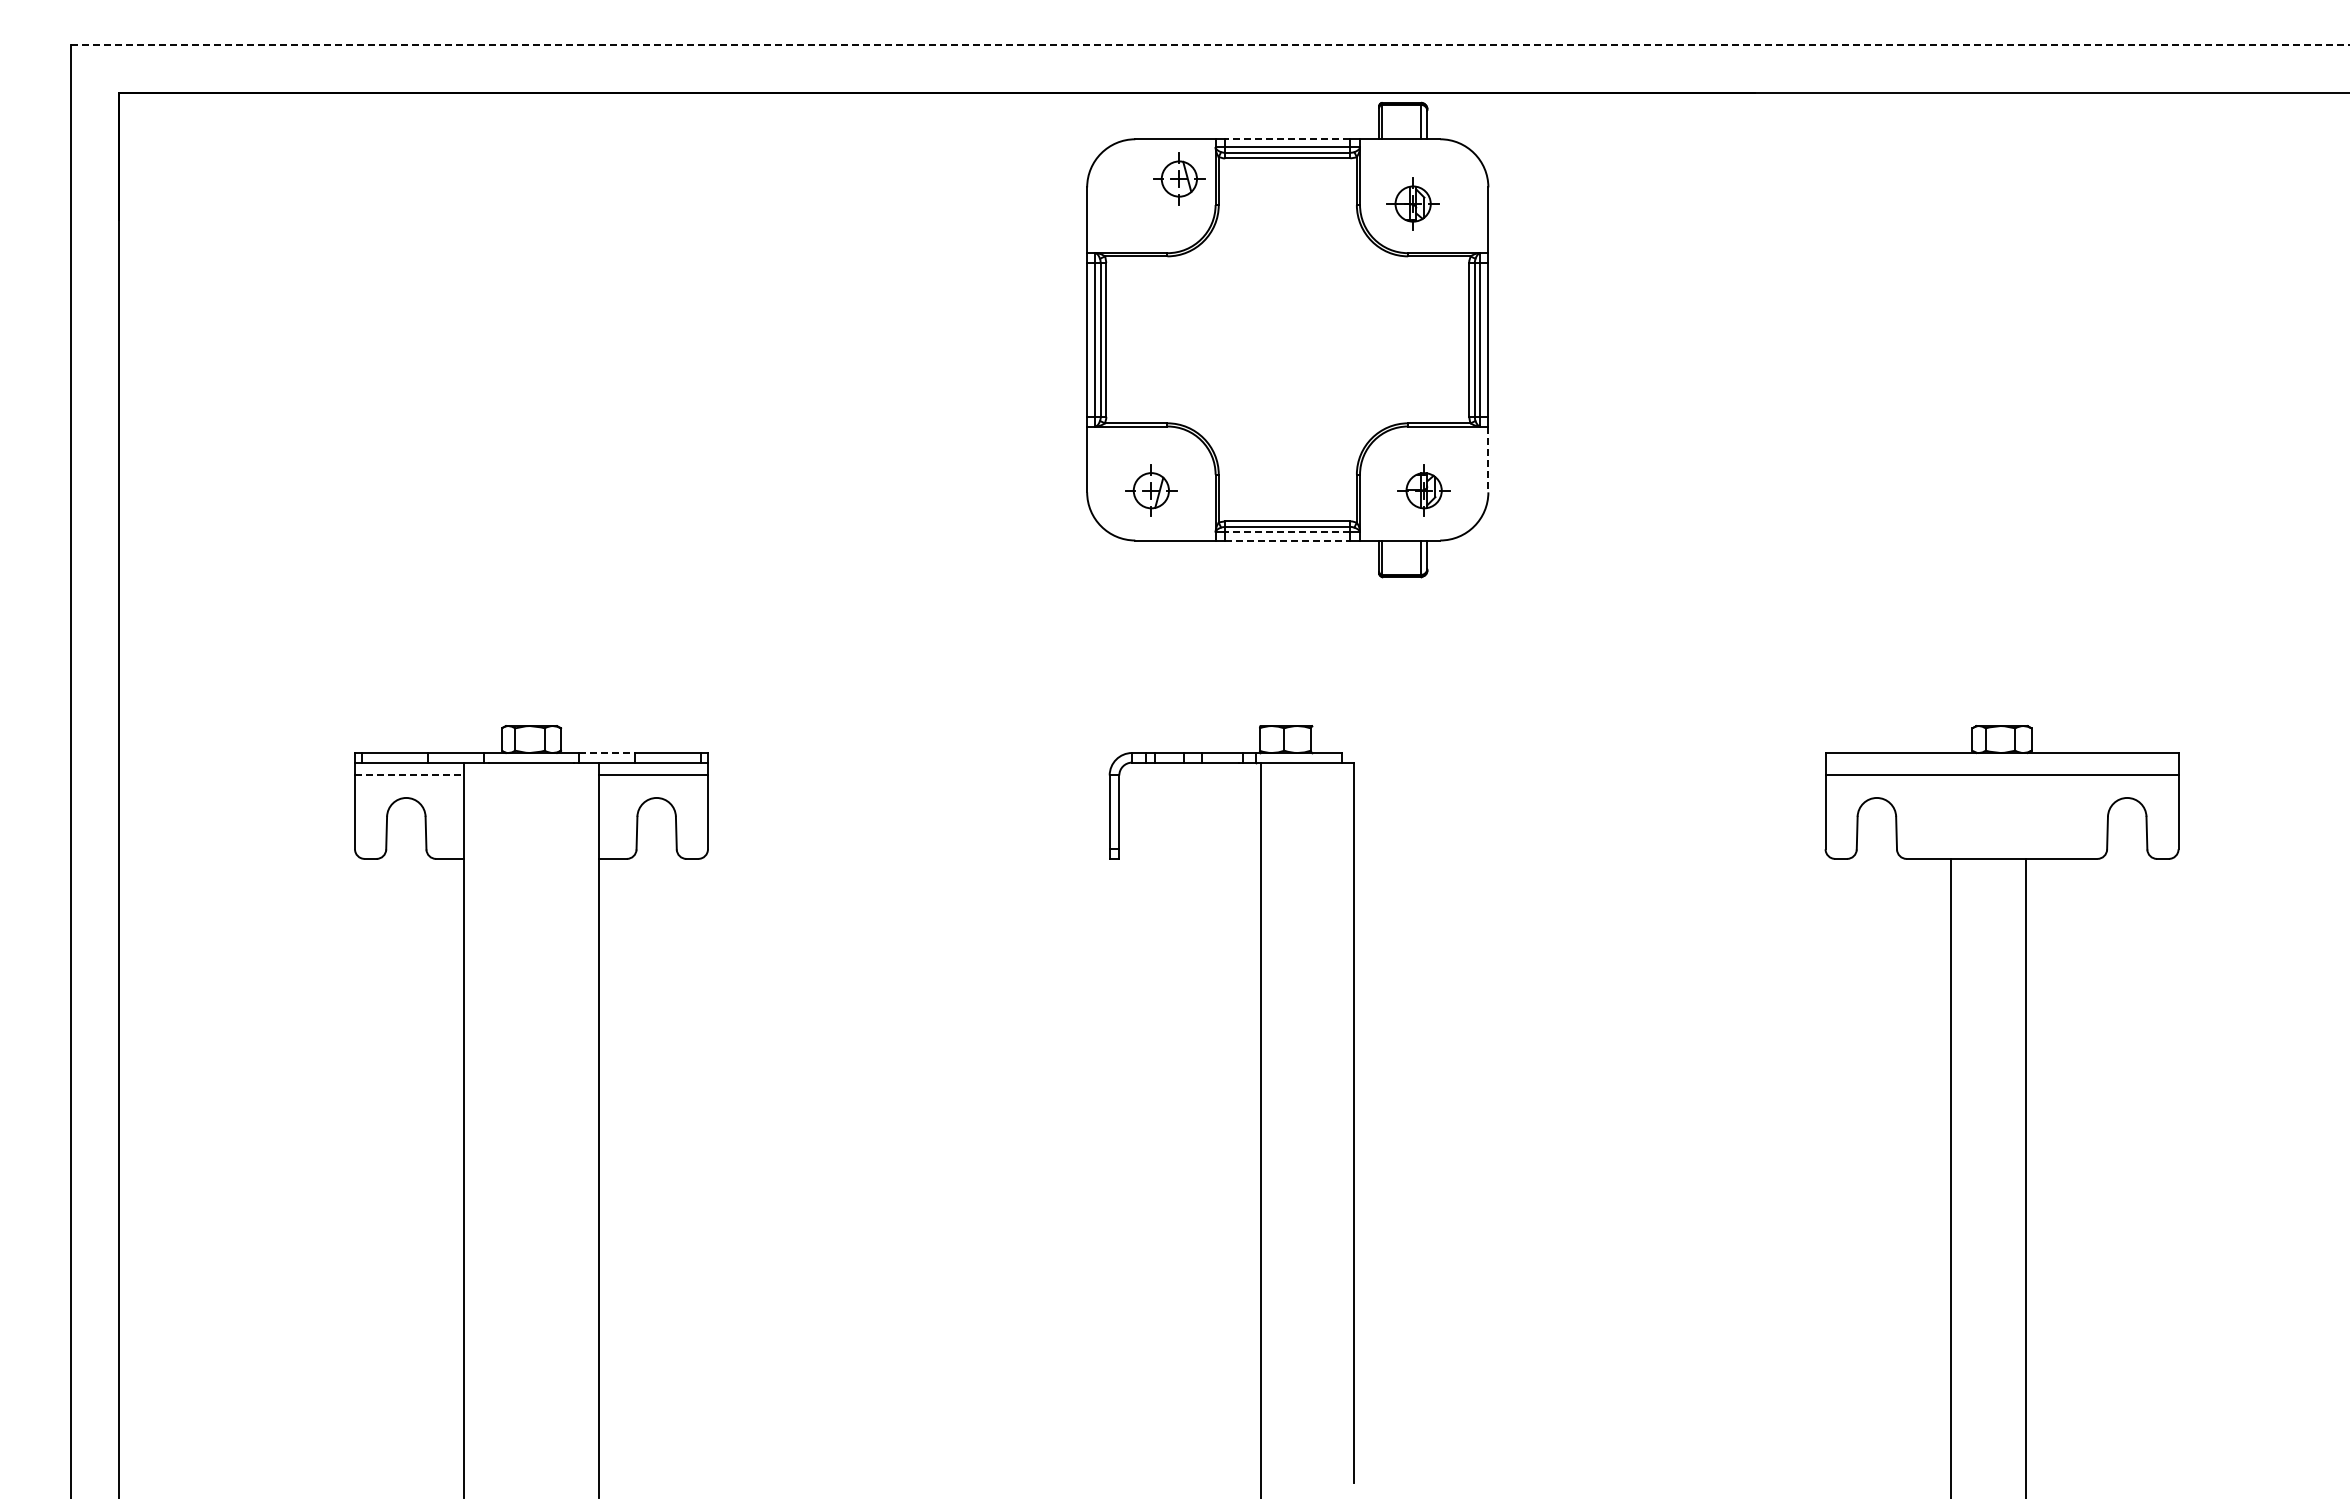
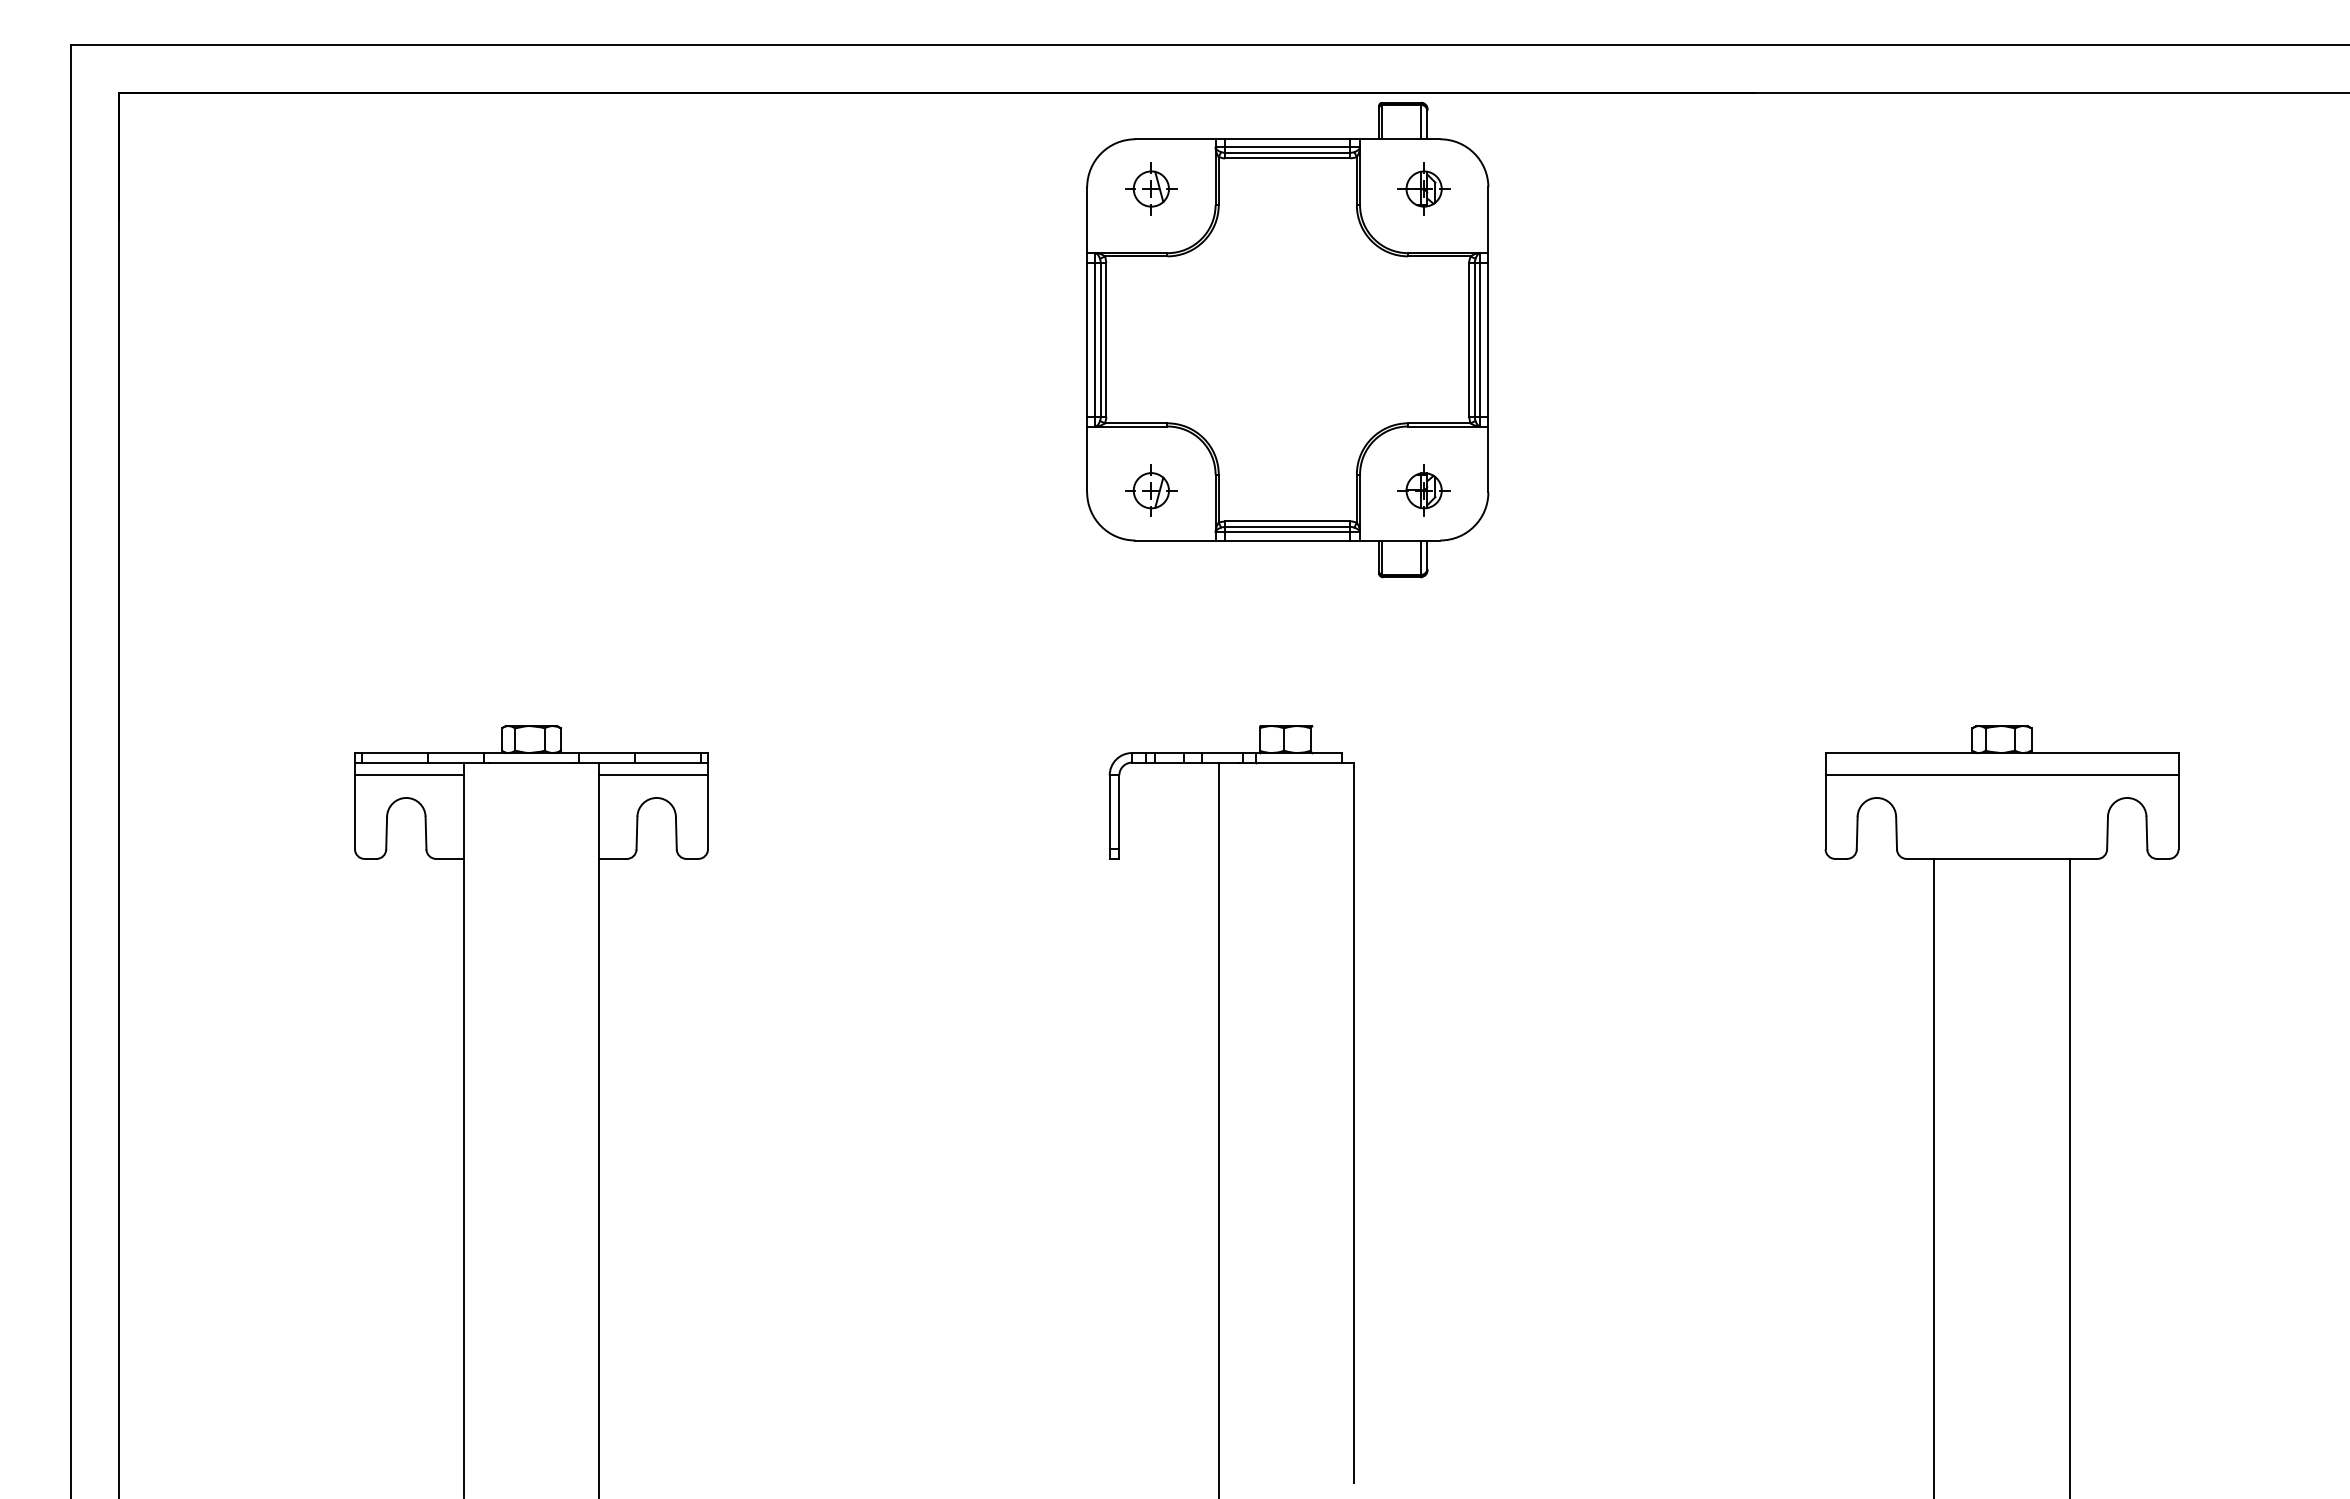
line: dashed -> solid (1210, 44)
line: dashed -> solid (1287, 139)
part position: (1179, 178) -> (1151, 188) (1151, 188)
part position: (1412, 203) -> (1423, 188) (1423, 188)
line: dashed -> solid (1488, 459)
line: dashed -> solid (1287, 532)
line: dashed -> solid (1287, 540)
line: dashed -> solid (607, 753)
line: dashed -> solid (409, 775)
line position: (1260, 1128) -> (1218, 1128) (1218, 1128)
line position: (1951, 1176) -> (1934, 1176) (1934, 1176)
line position: (2025, 1176) -> (2069, 1176) (2069, 1176)
